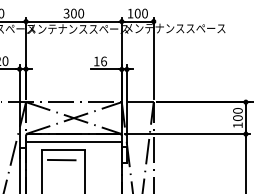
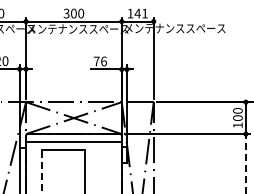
text: 100 -> 141 (140, 13)
text: 16 -> 76 (96, 61)
line: present -> none (61, 159)
line: solid -> dashed (245, 165)
line: solid -> dashed (42, 172)
